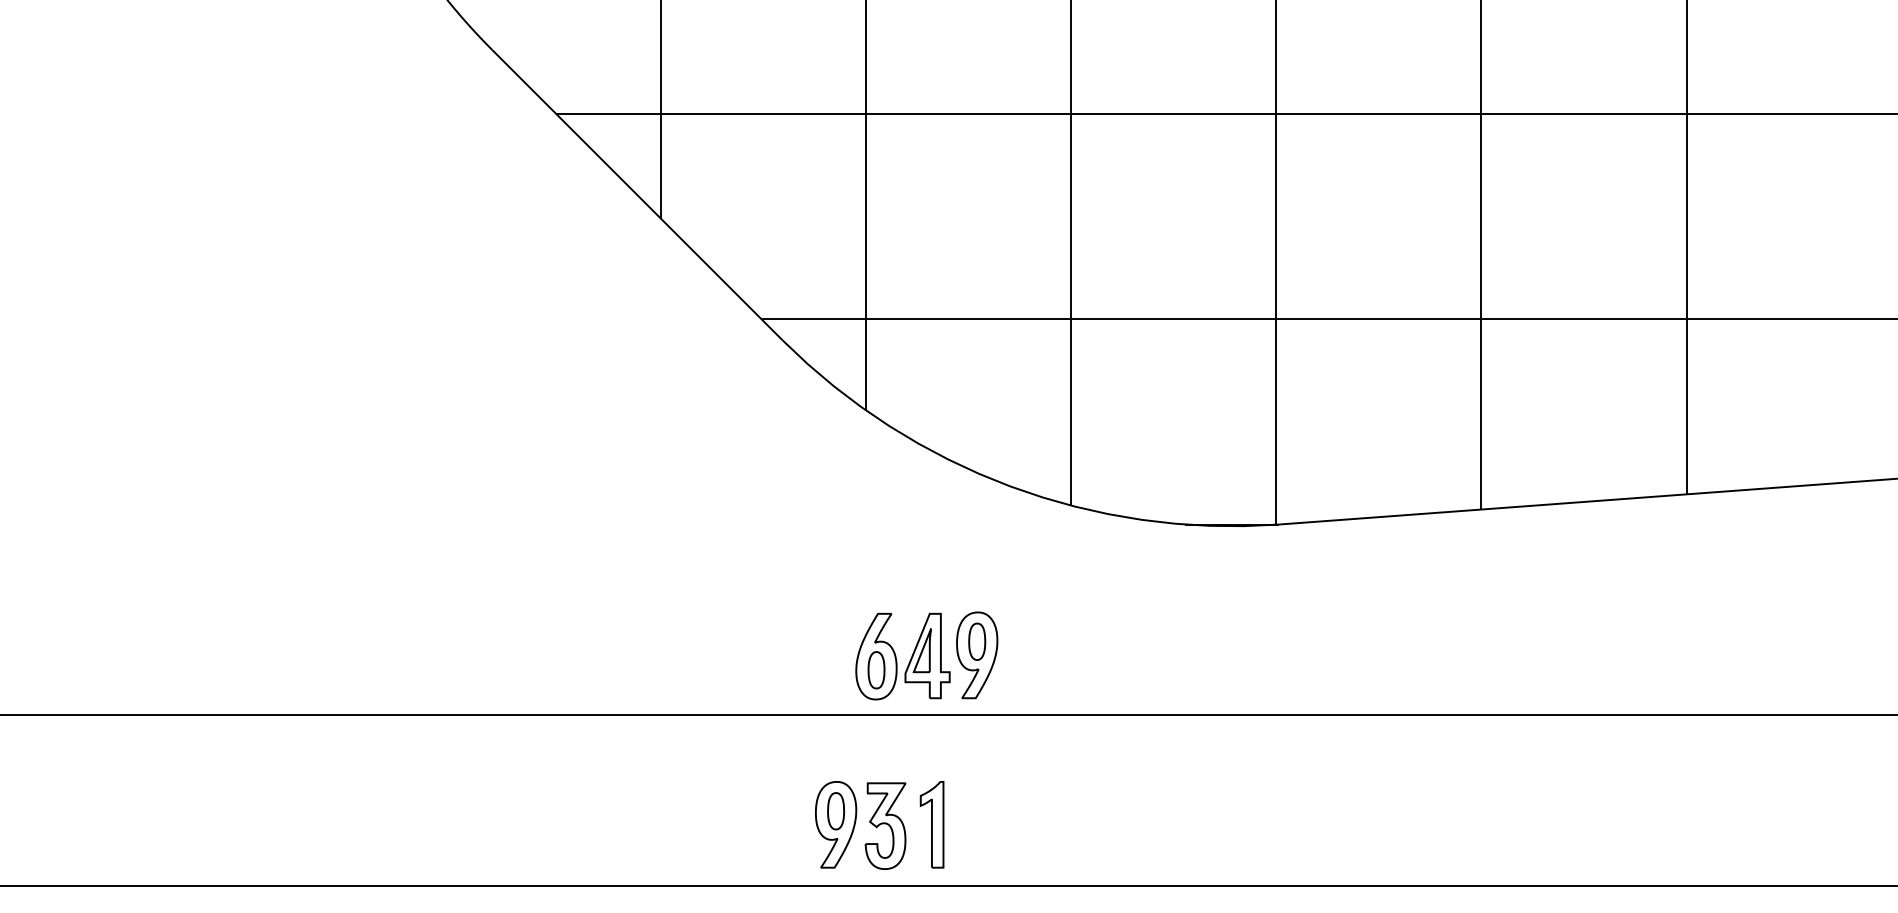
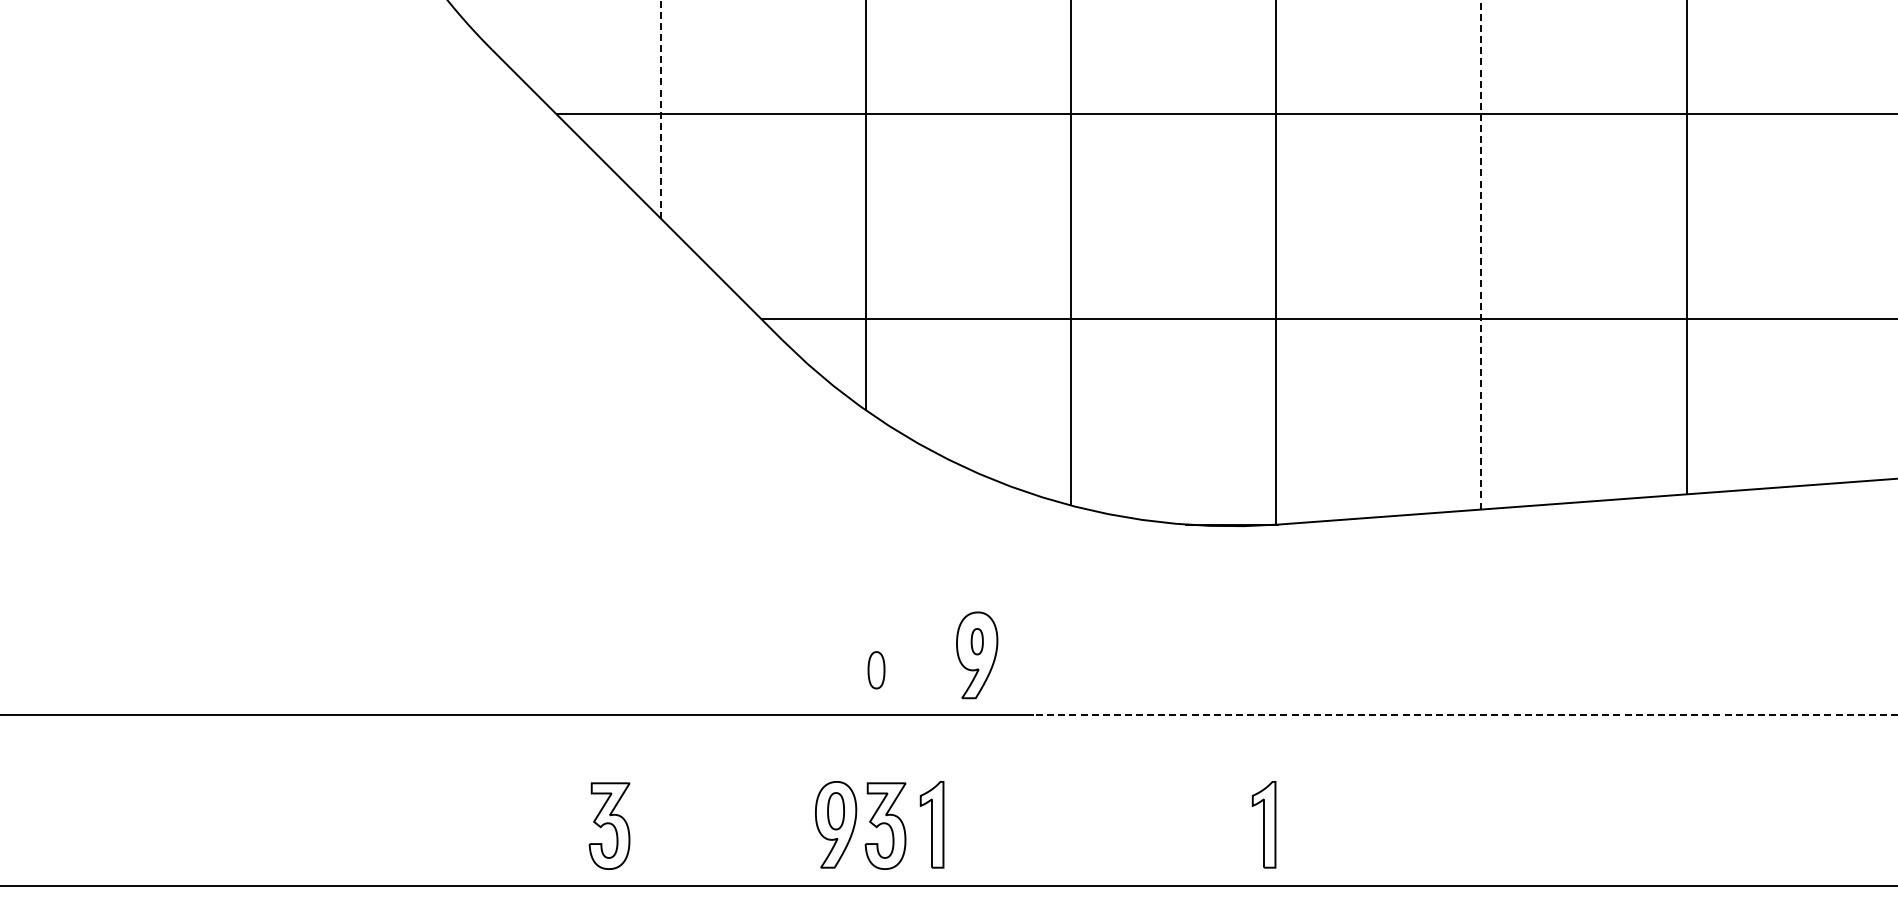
line: solid -> dashed (660, 109)
line: solid -> dashed (1481, 254)
part size: 19x39 px -> 14x28 px (976, 641)
part: present -> none (902, 656)
line: solid -> dashed (1465, 715)
part: none -> present (1263, 824)
part: none -> present (609, 825)
